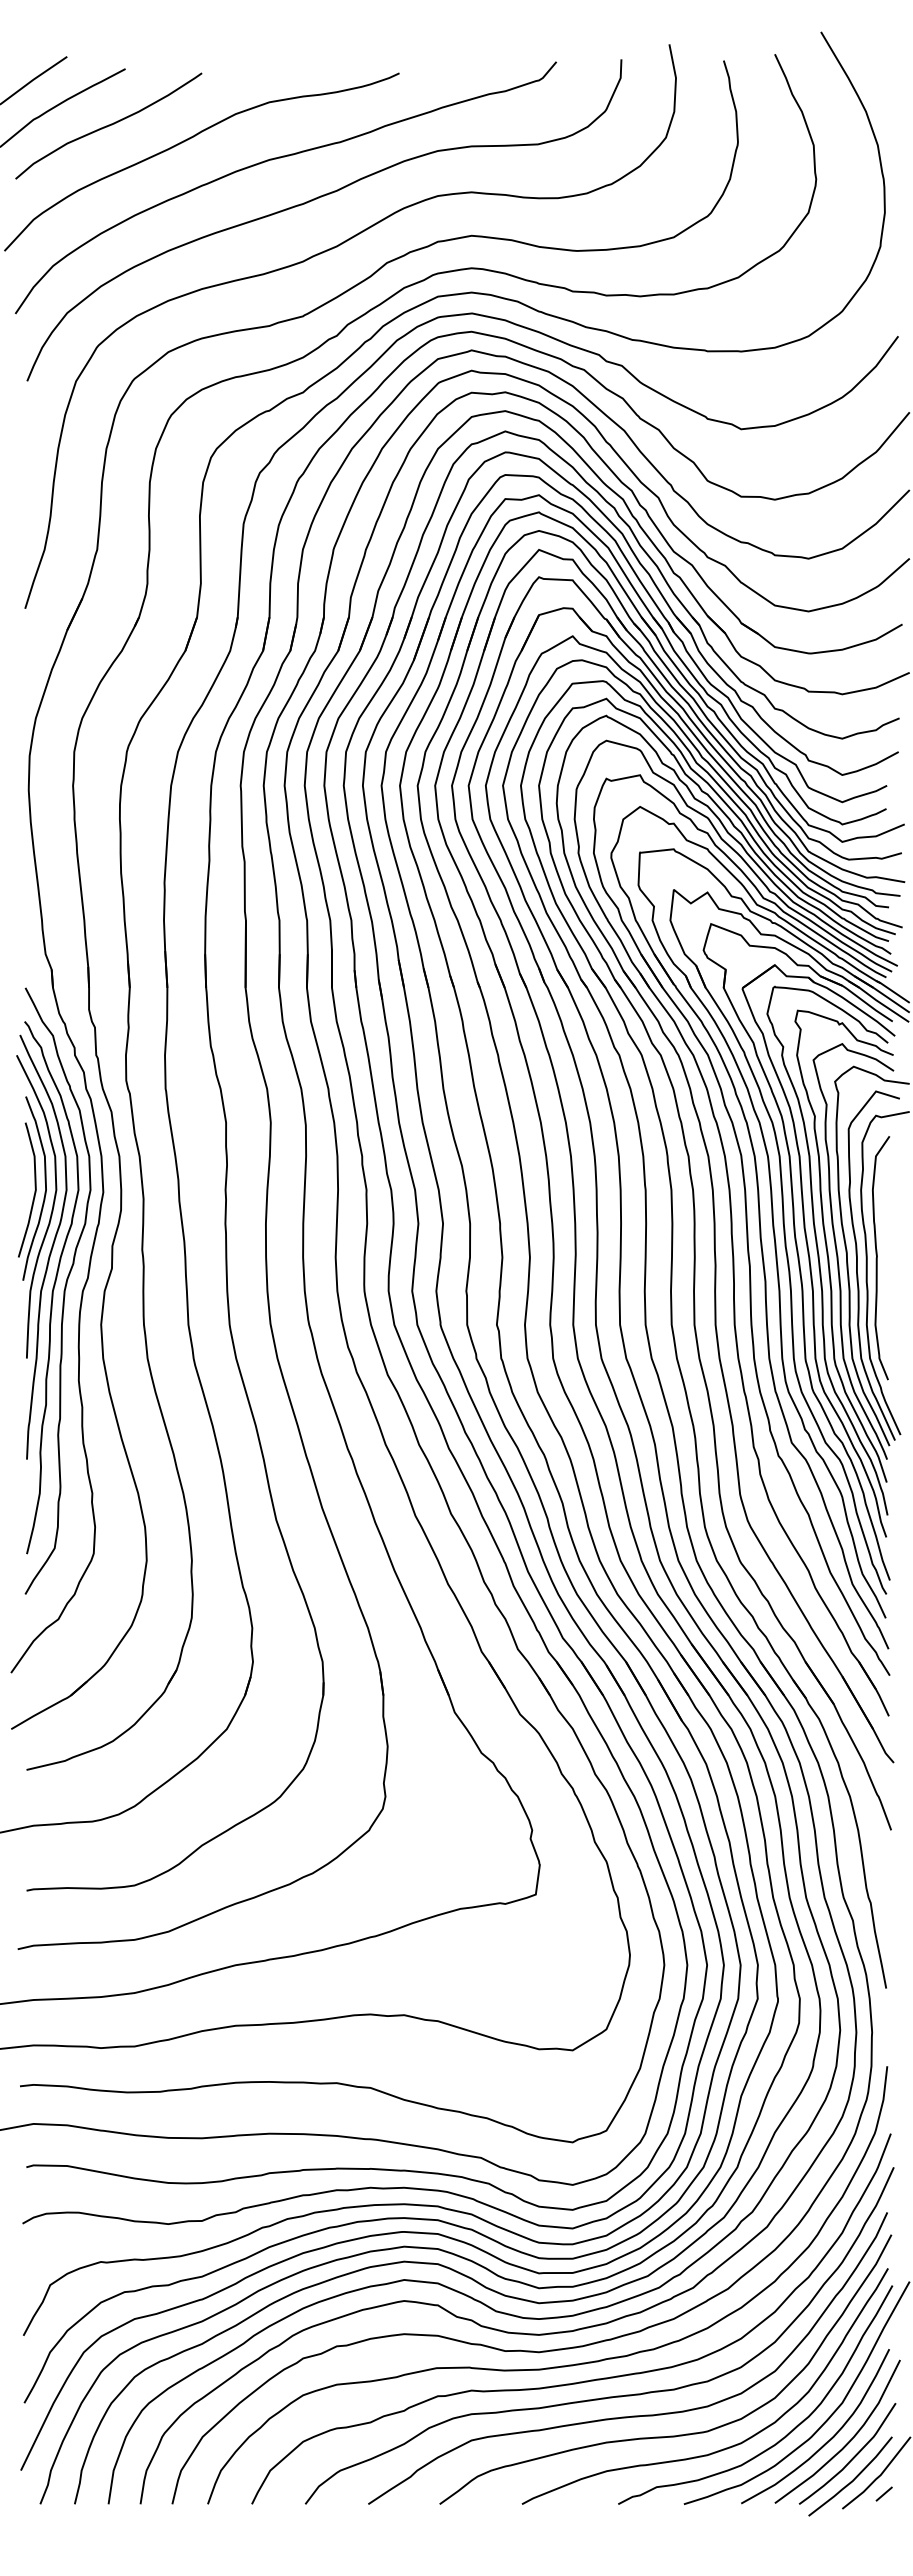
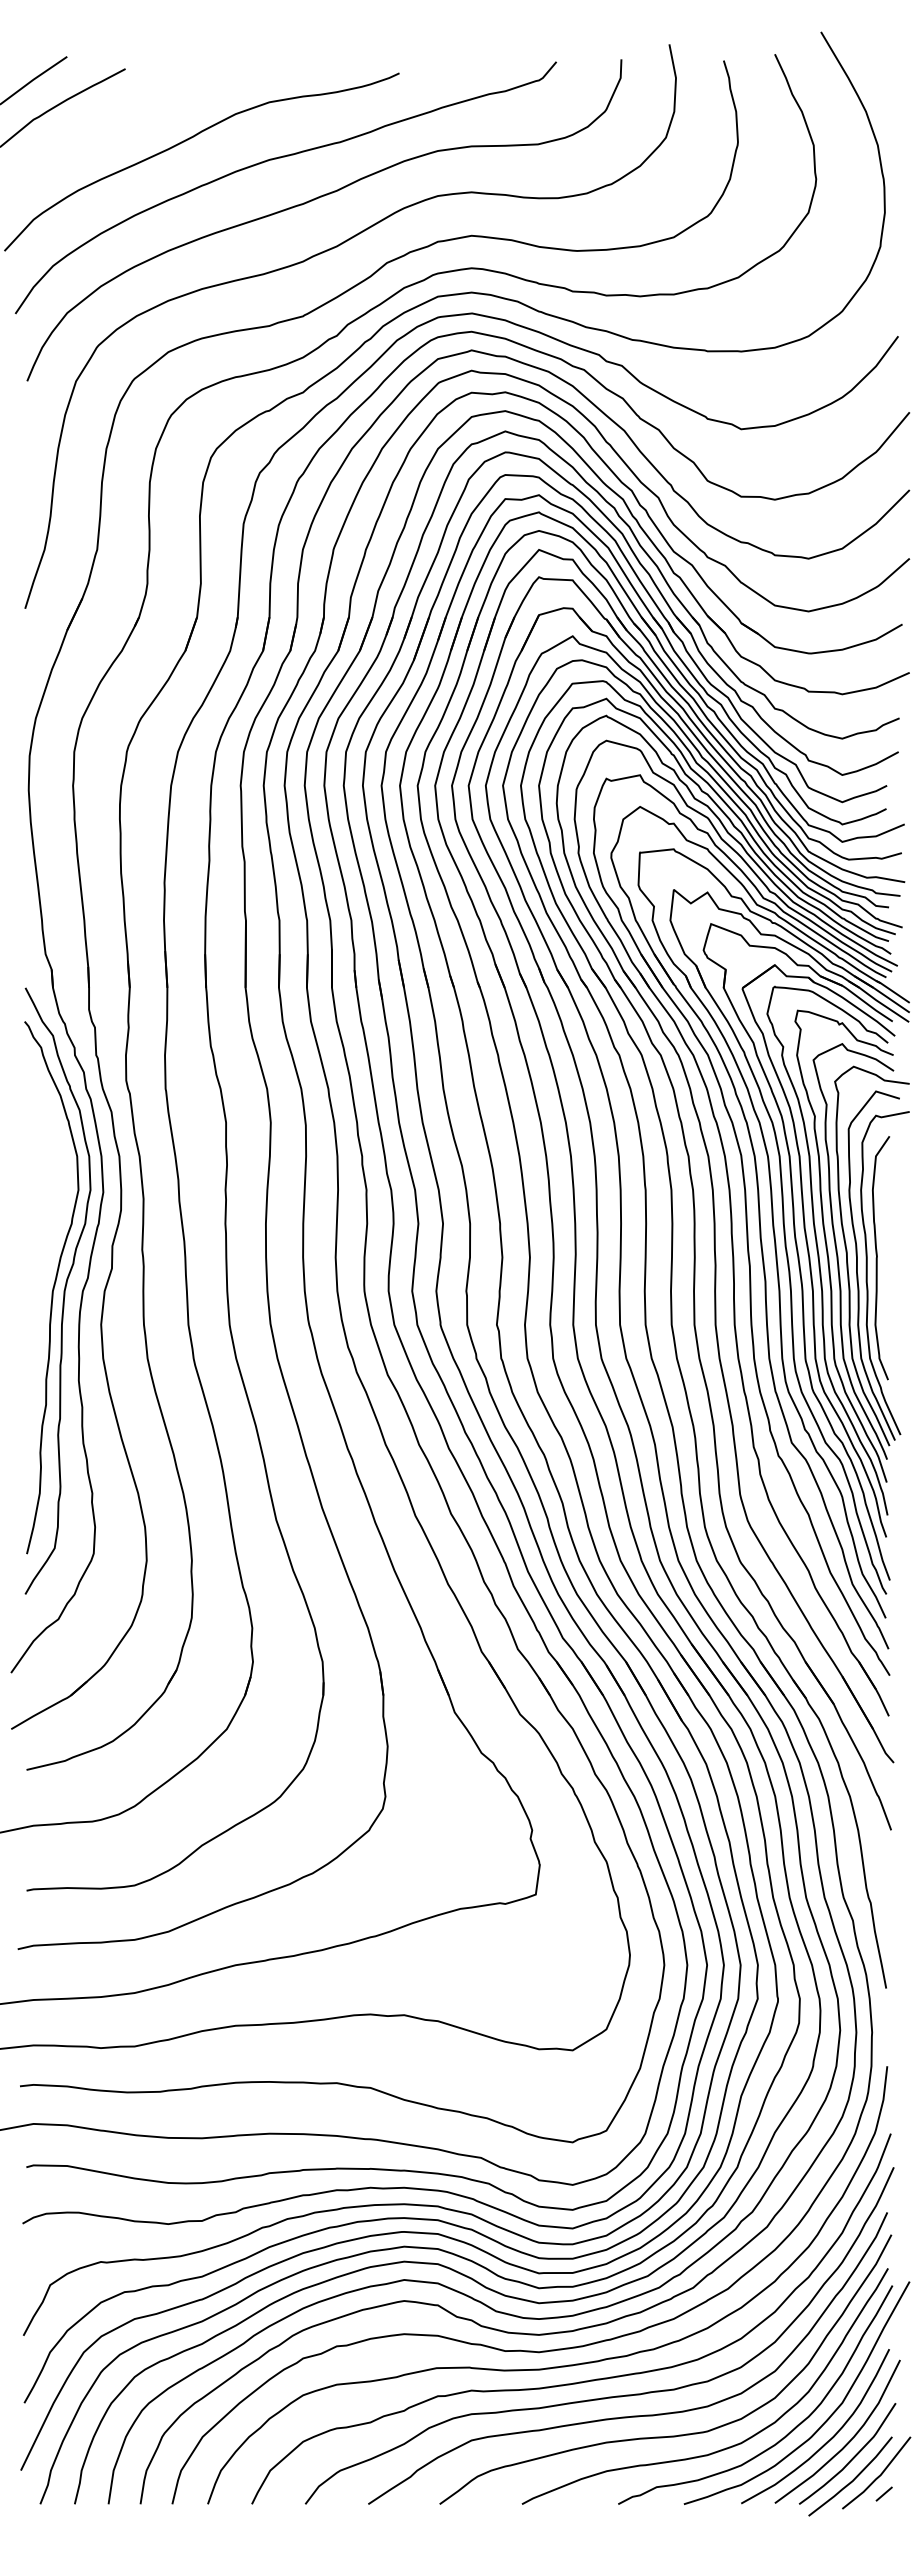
curve: present -> none (108, 125)
part: present -> none (41, 1246)
